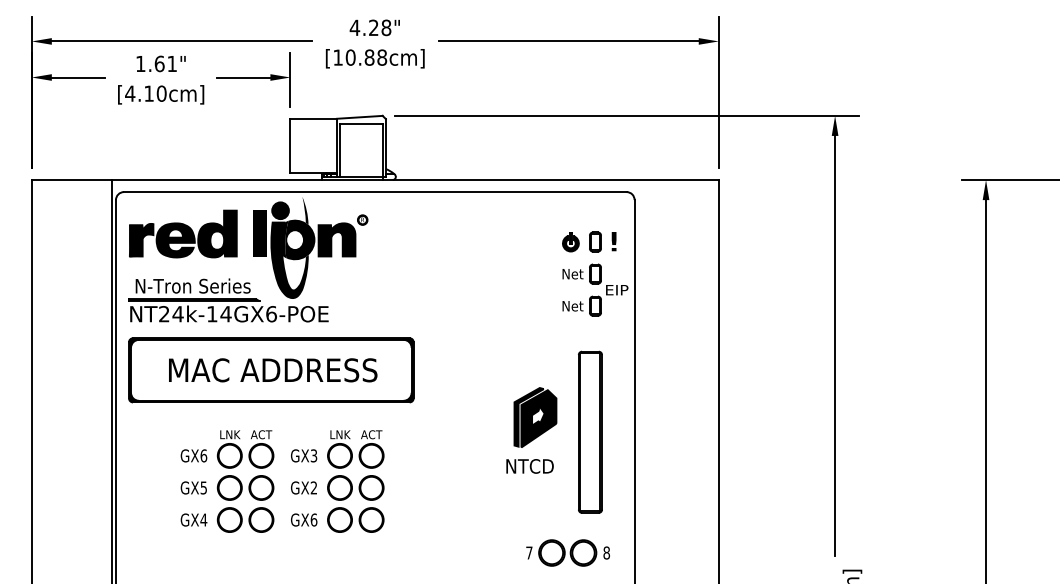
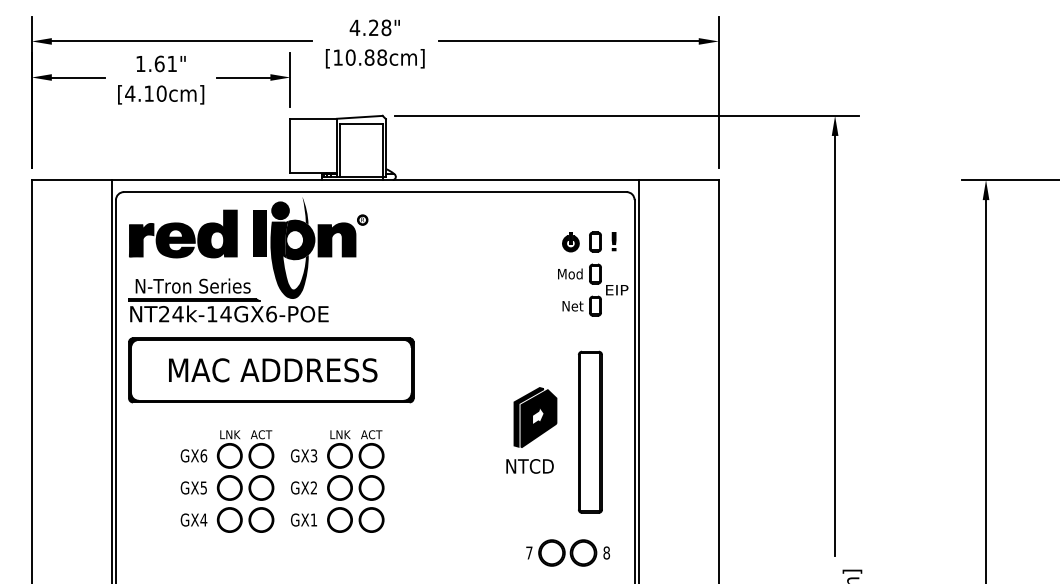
text: Net -> Mod (570, 273)
line: none -> present (638, 380)
text: GX6 -> GX1 (313, 519)
